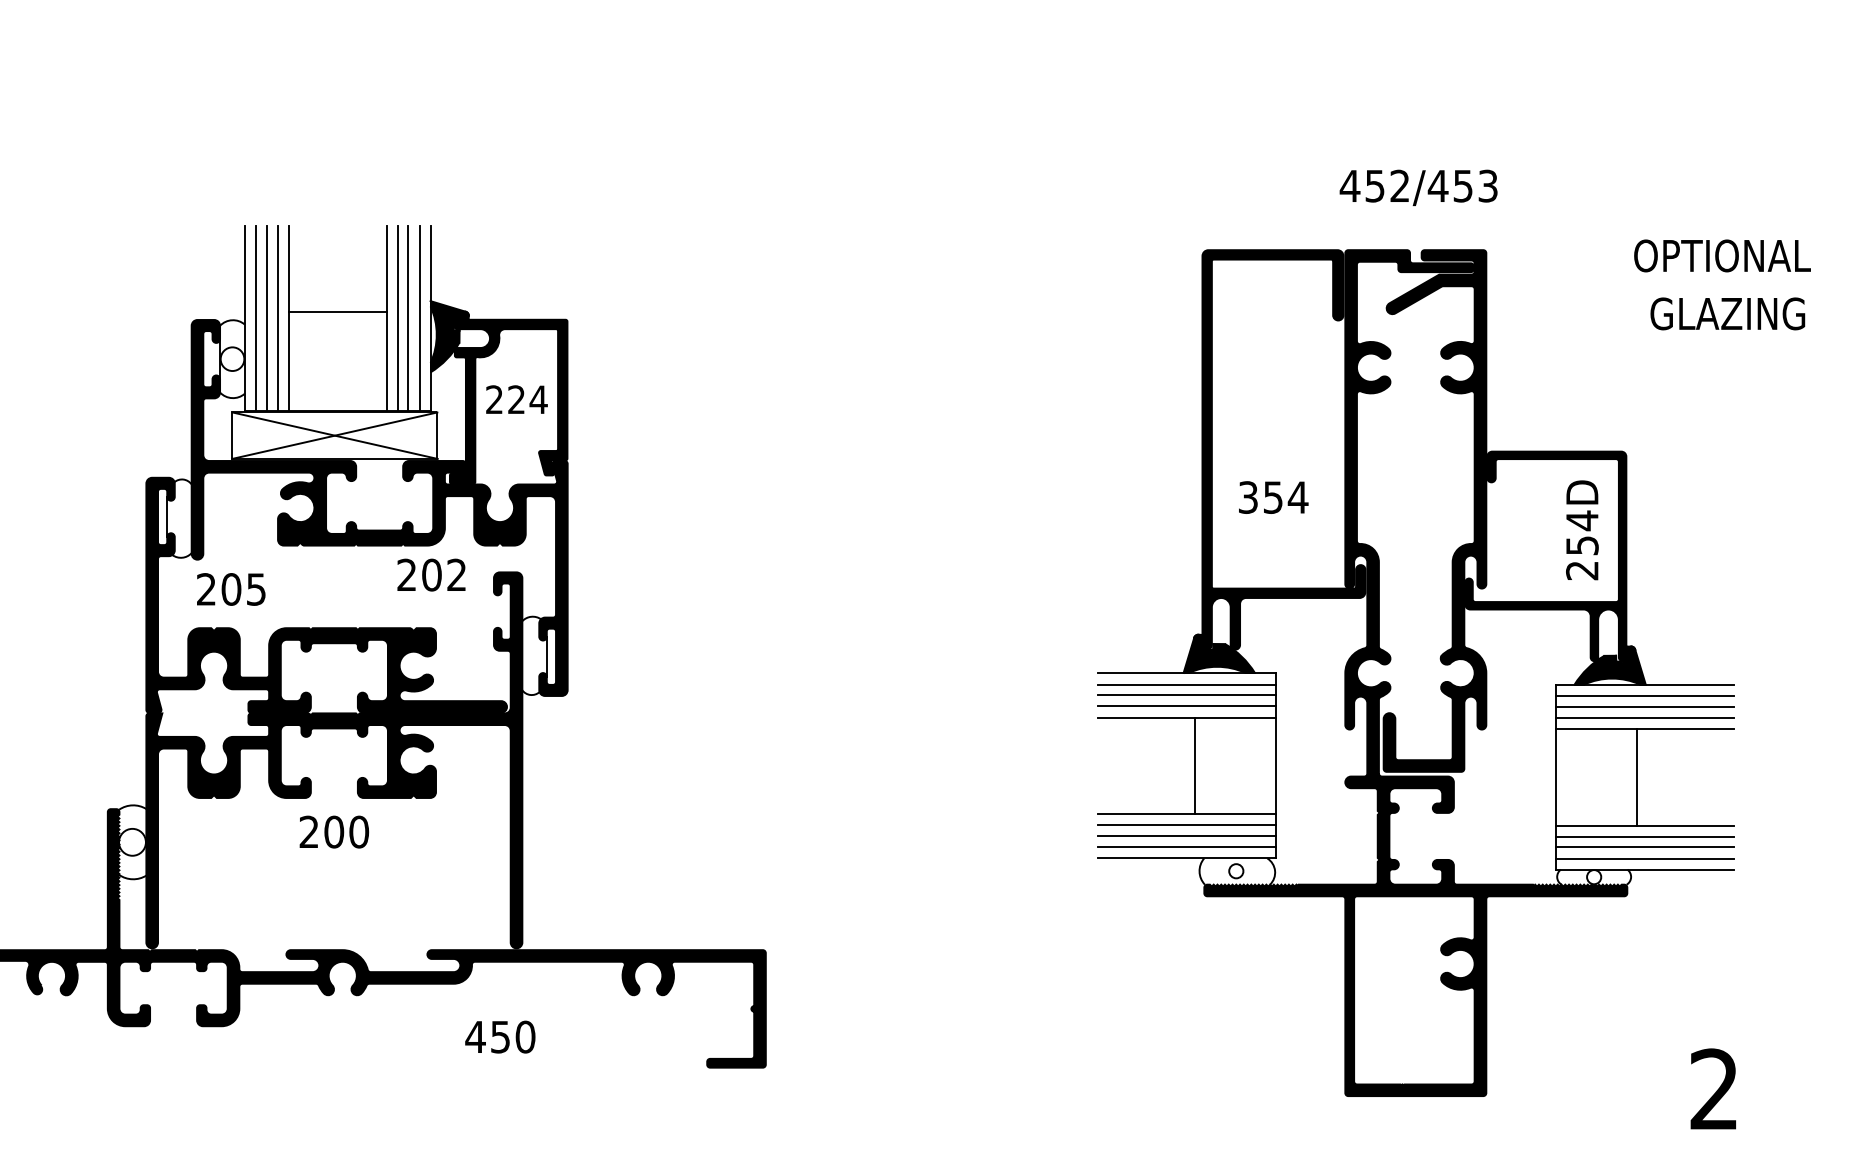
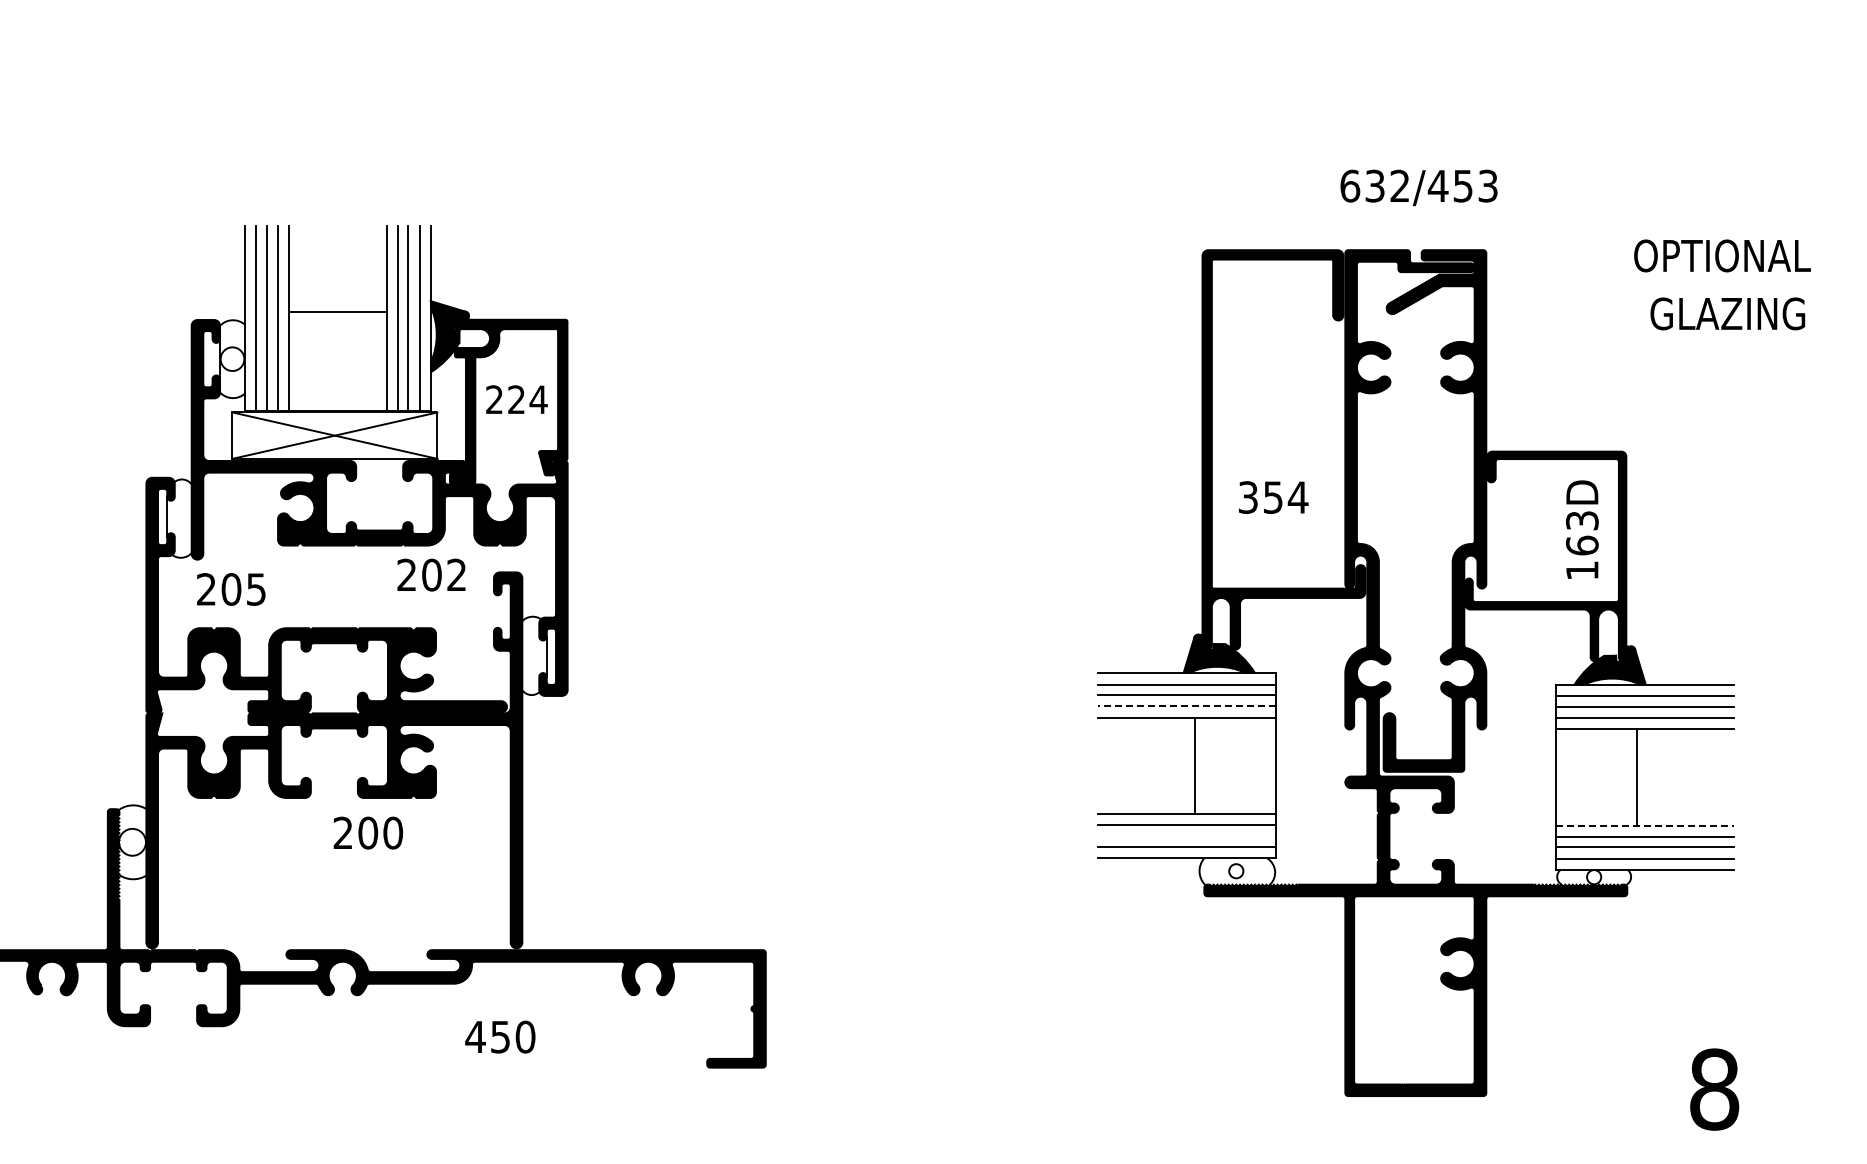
text: 452/453 -> 632/453 (1361, 185)
text: 254D -> 163D (1582, 545)
line: solid -> dashed (1186, 706)
line: solid -> dashed (1645, 825)
text position: (333, 831) -> (367, 832) (367, 832)
line: present -> none (1186, 836)
text: 2 -> 8 (1714, 1089)
